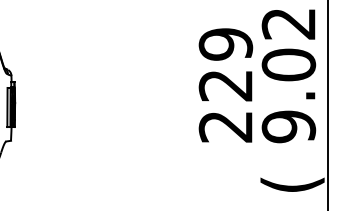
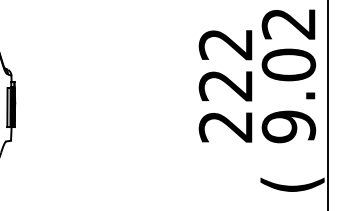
text: 229 -> 222 (225, 44)
